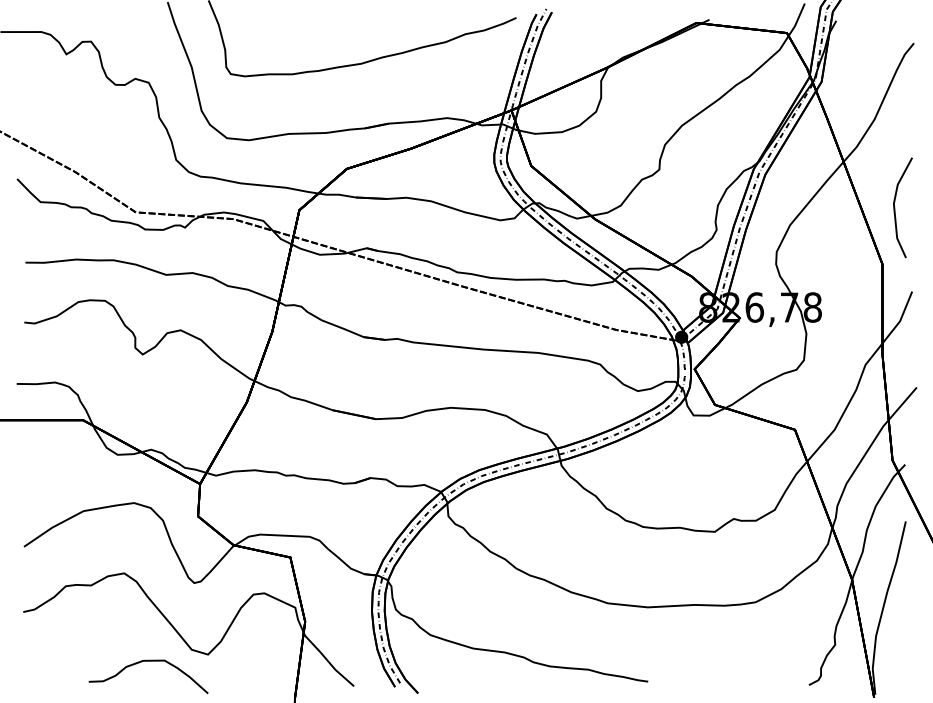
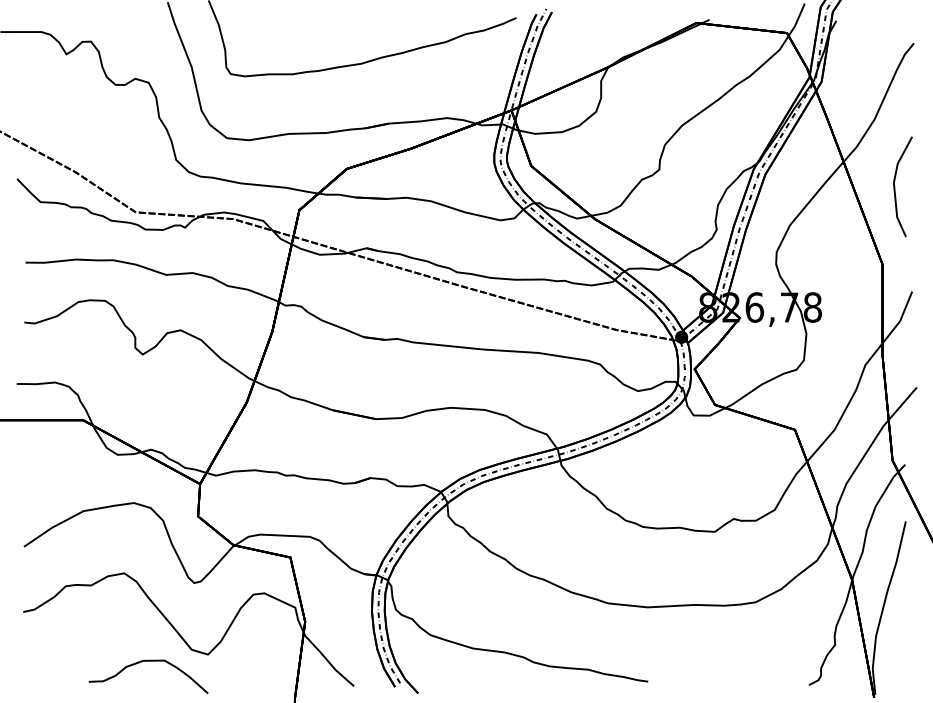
line position: (895, 207) -> (895, 186) (895, 186)
